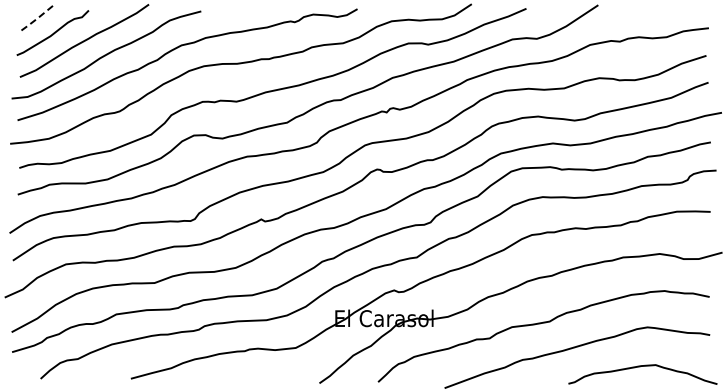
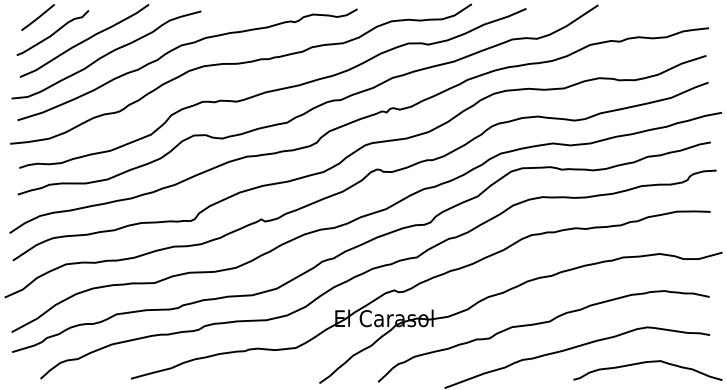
line: dashed -> solid (38, 18)
curve position: (640, 367) -> (645, 363) (645, 363)
